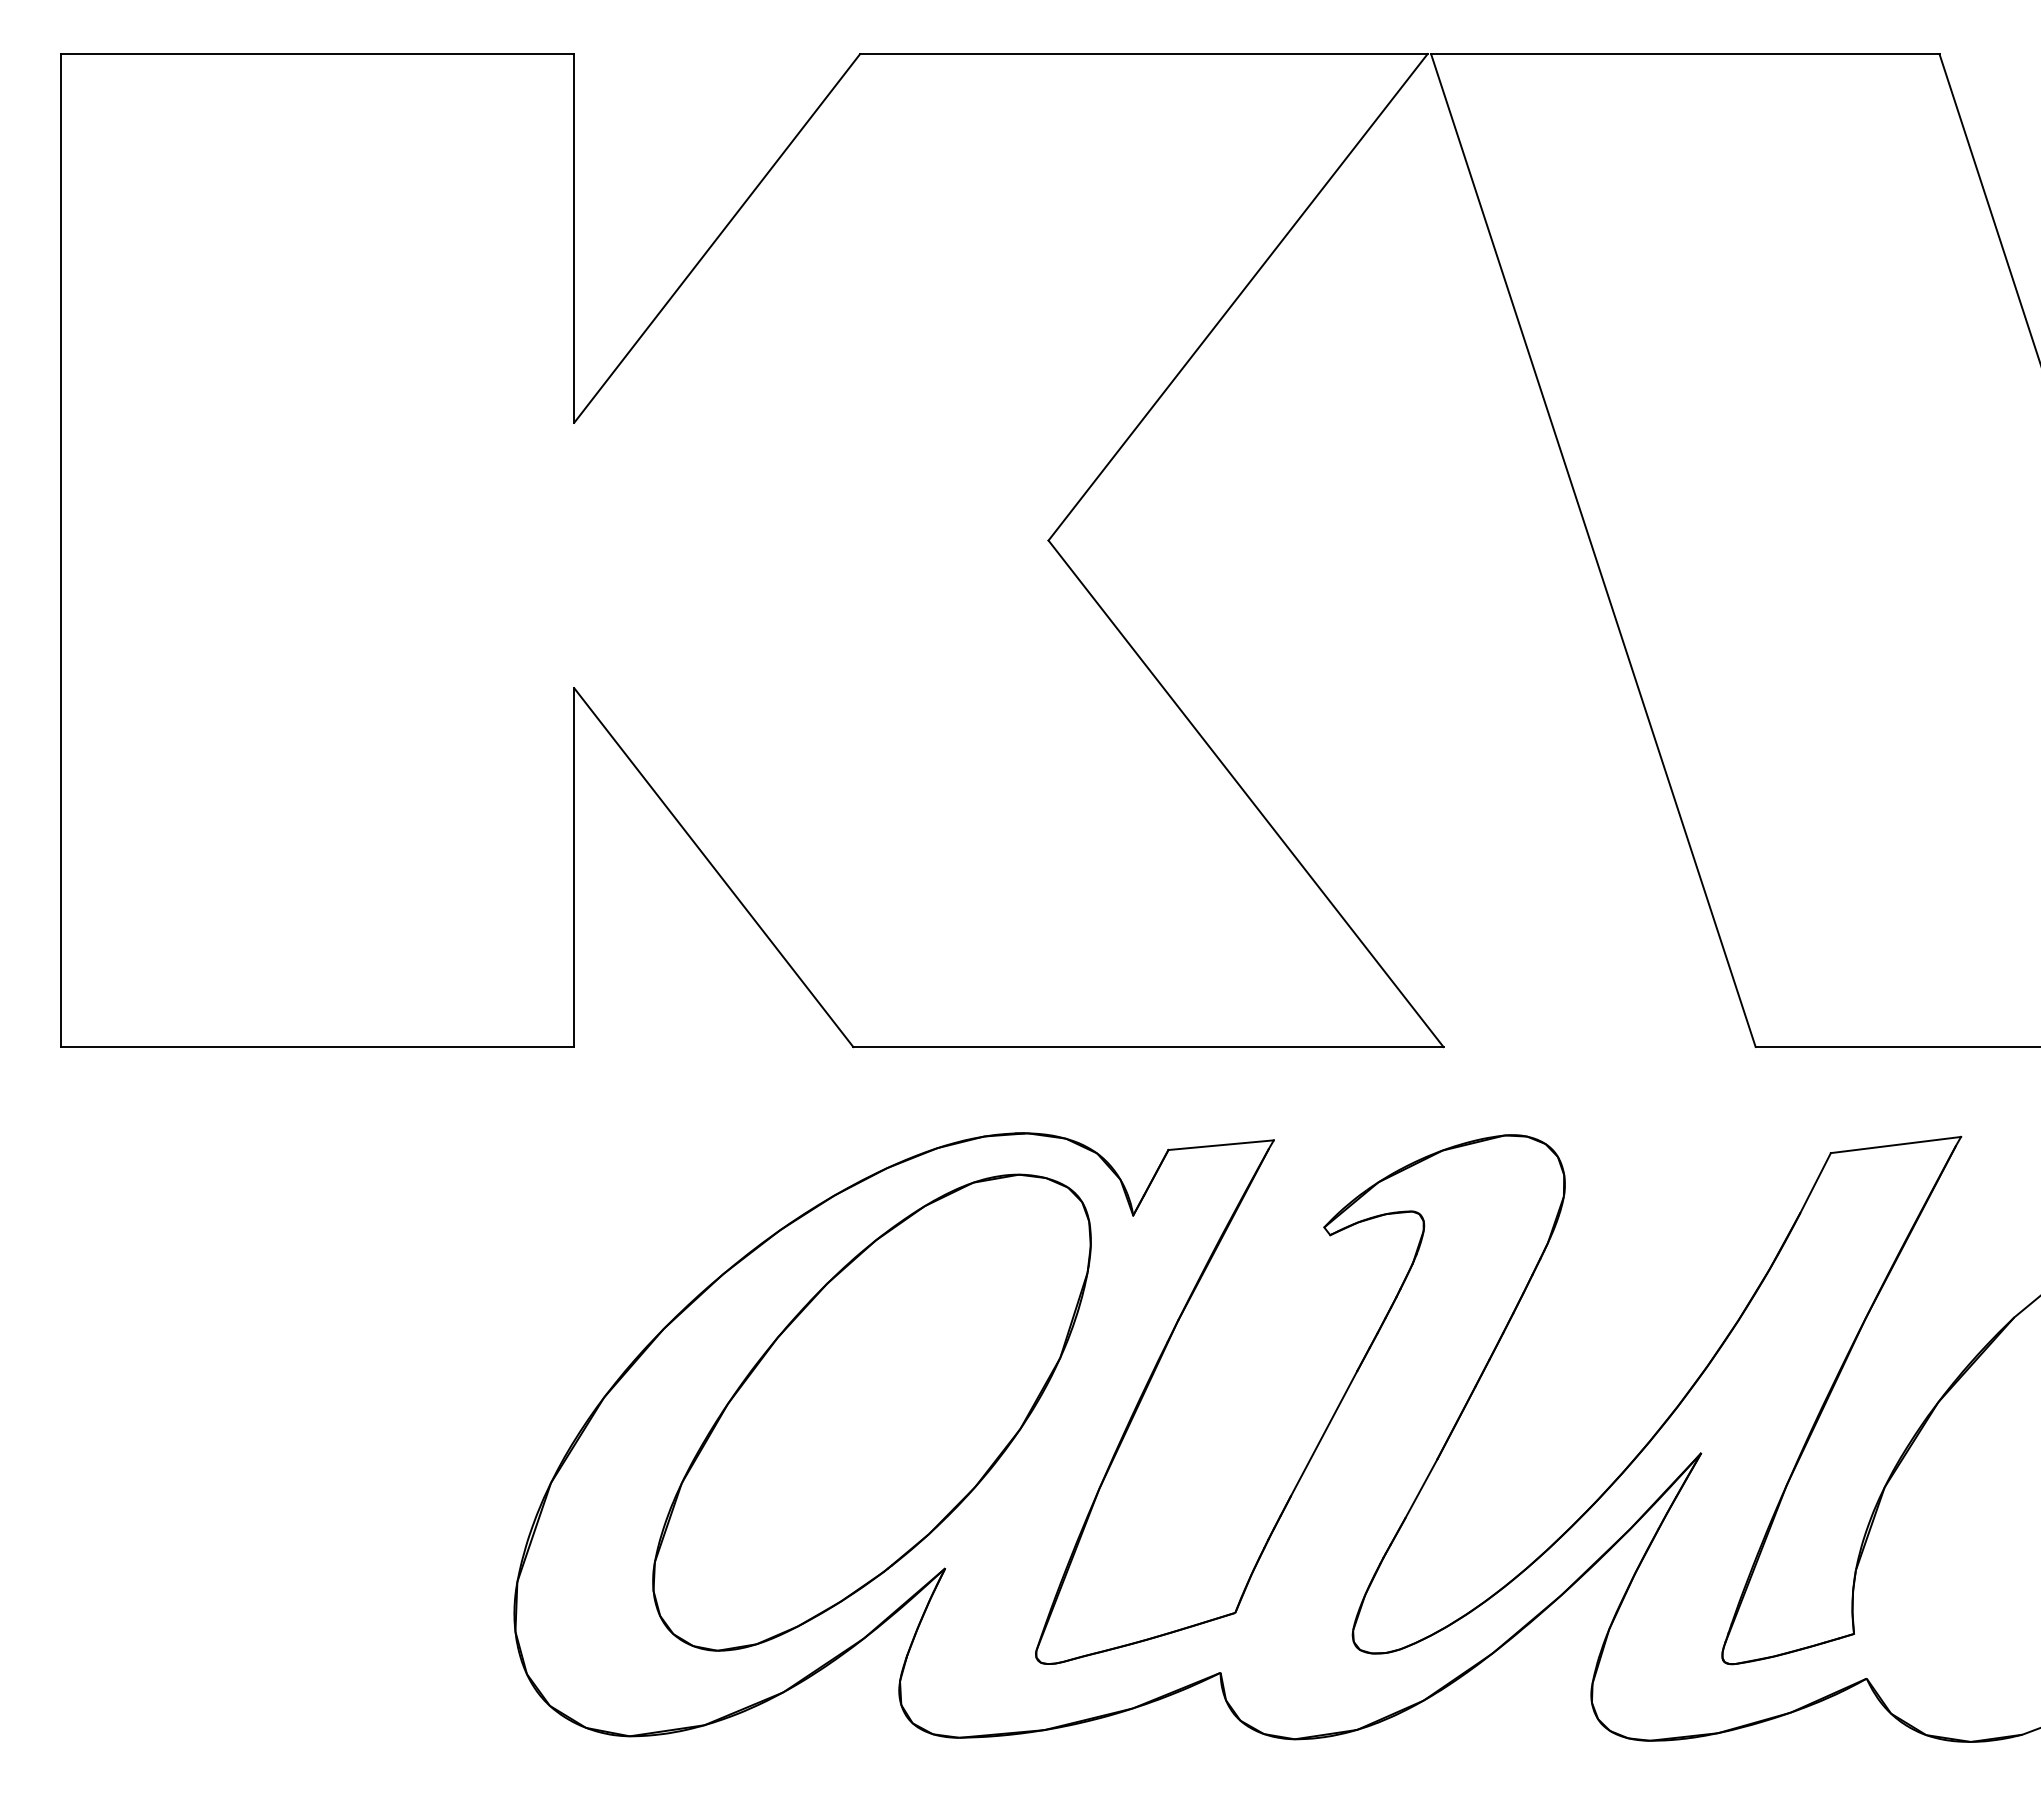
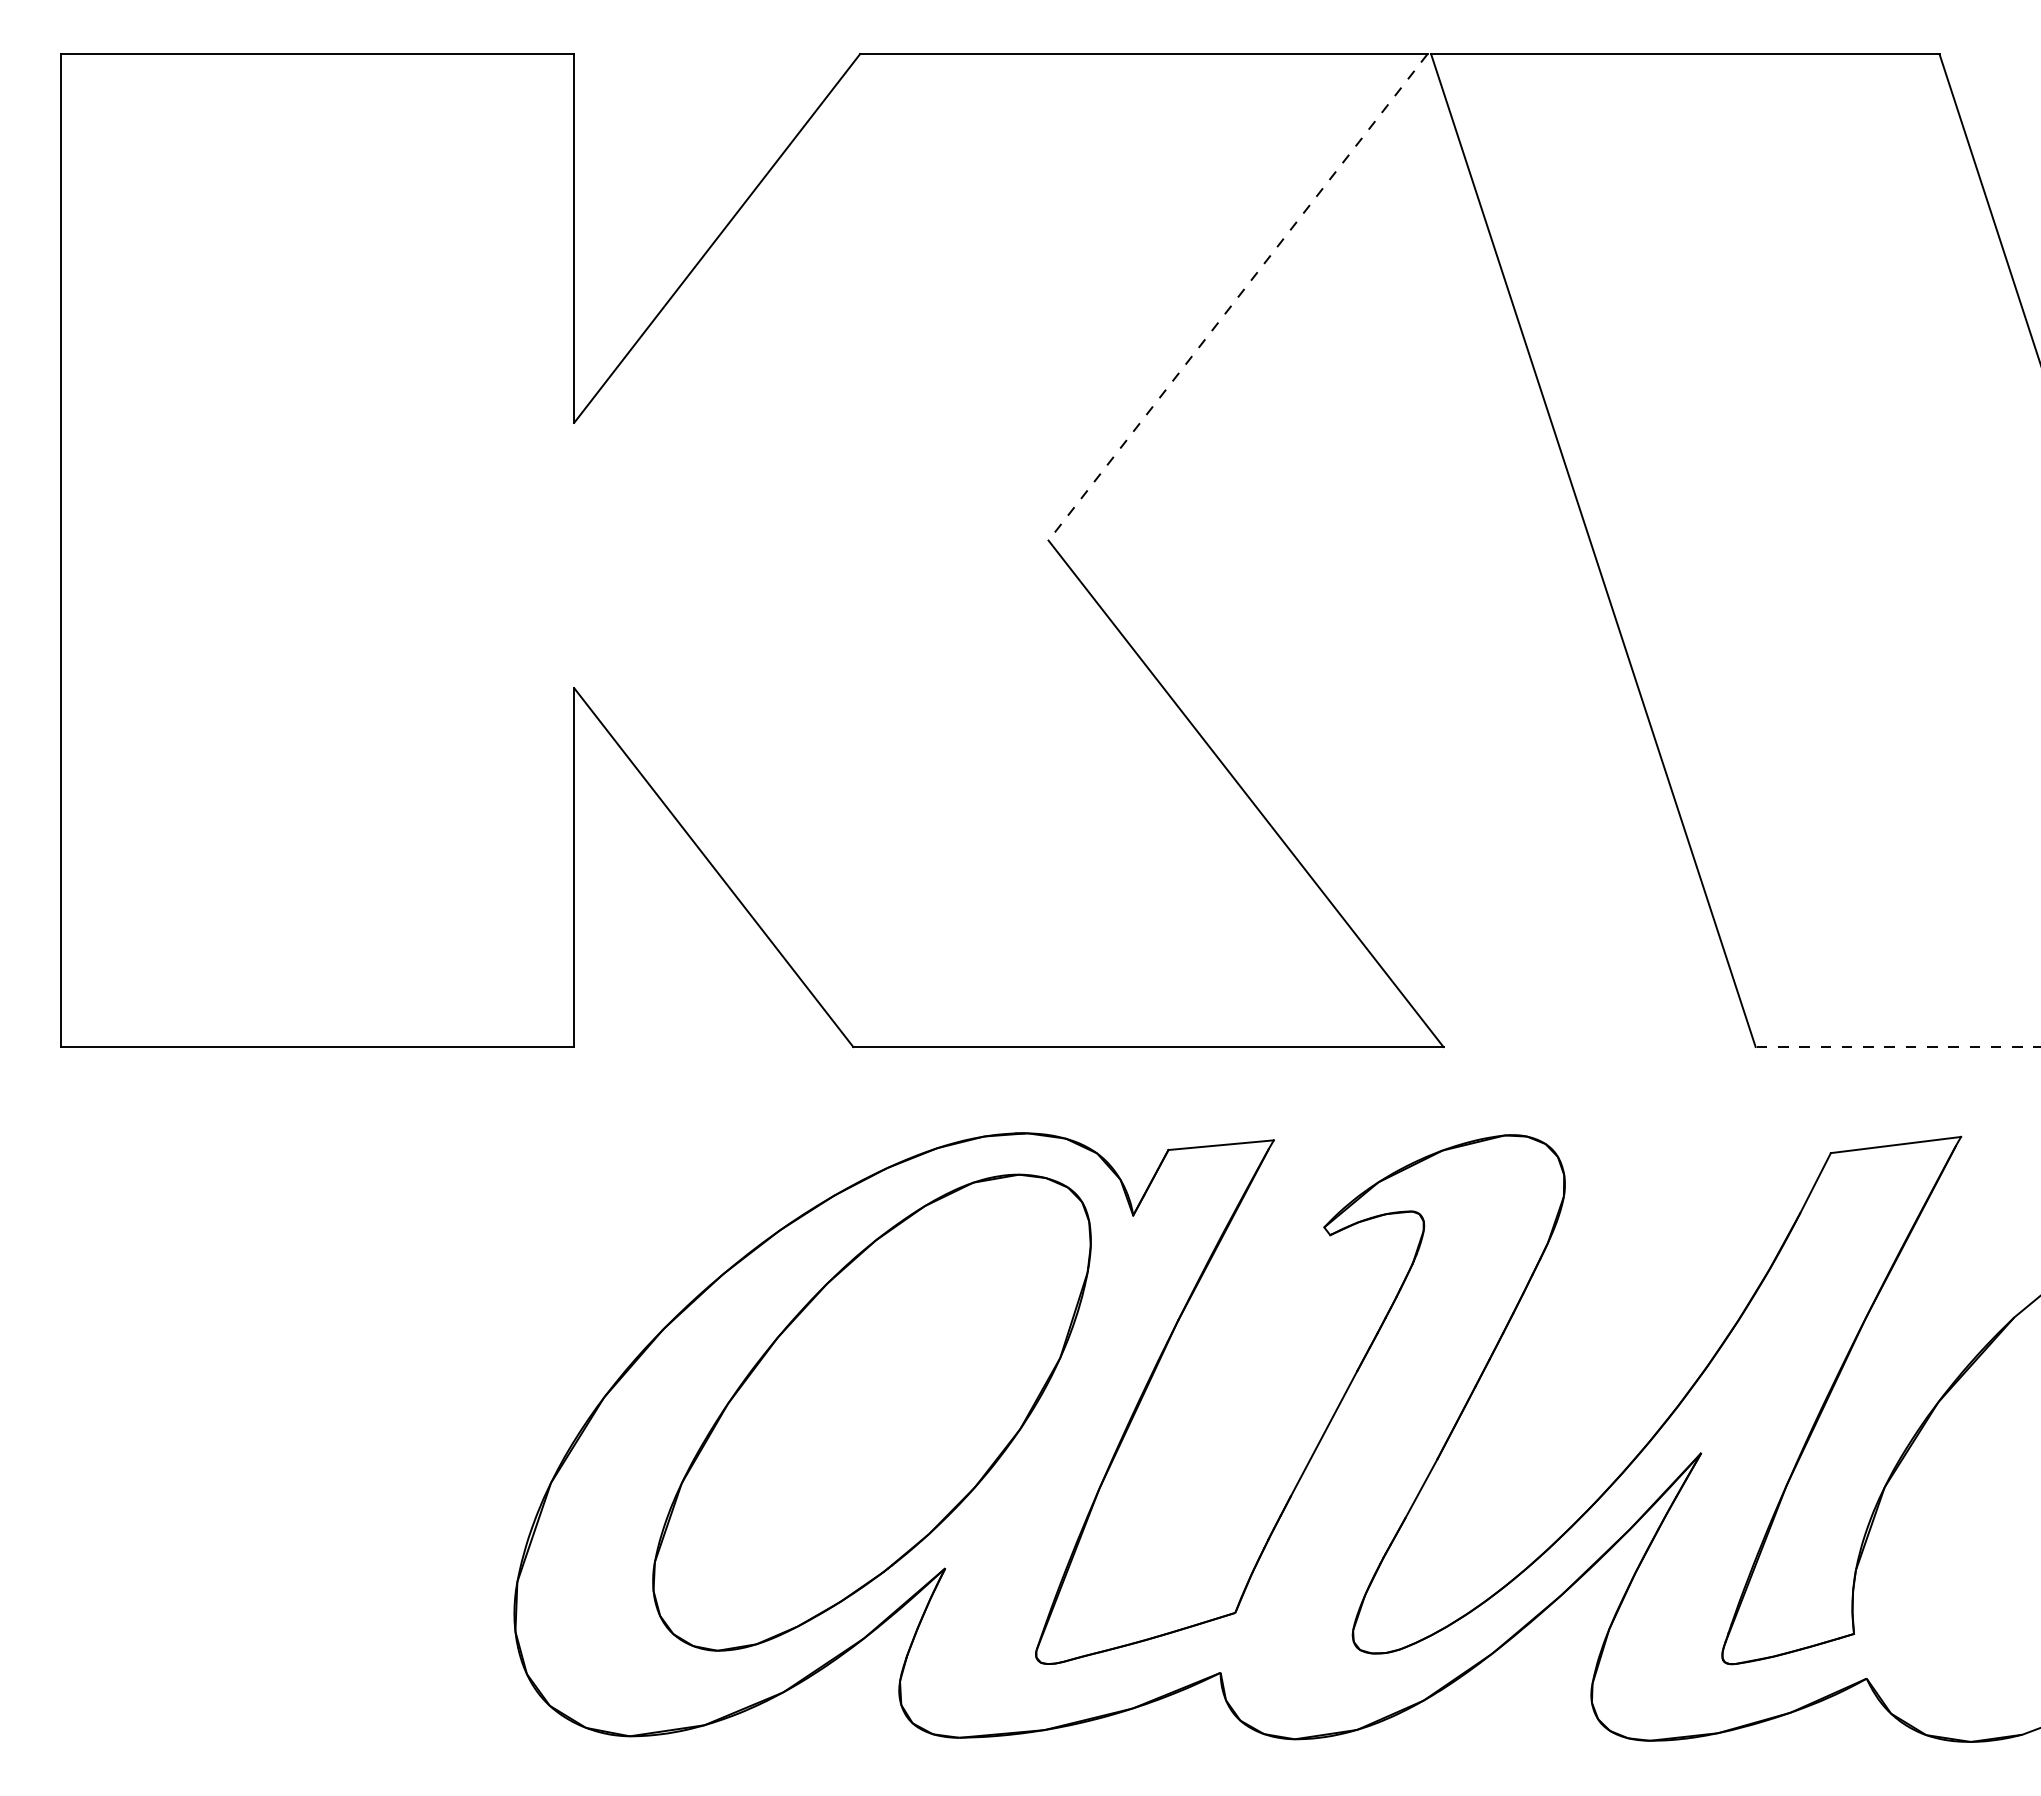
line: solid -> dashed (1237, 297)
line: solid -> dashed (1897, 1047)
